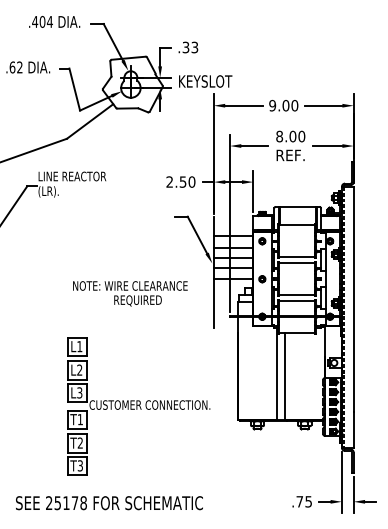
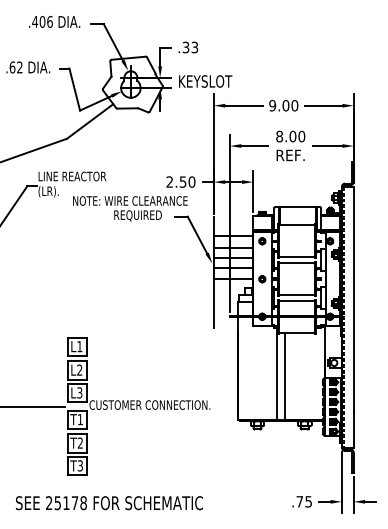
text: .404 -> .406 (49, 21)
text position: (130, 293) -> (130, 208) (130, 208)
line: none -> present (33, 407)
